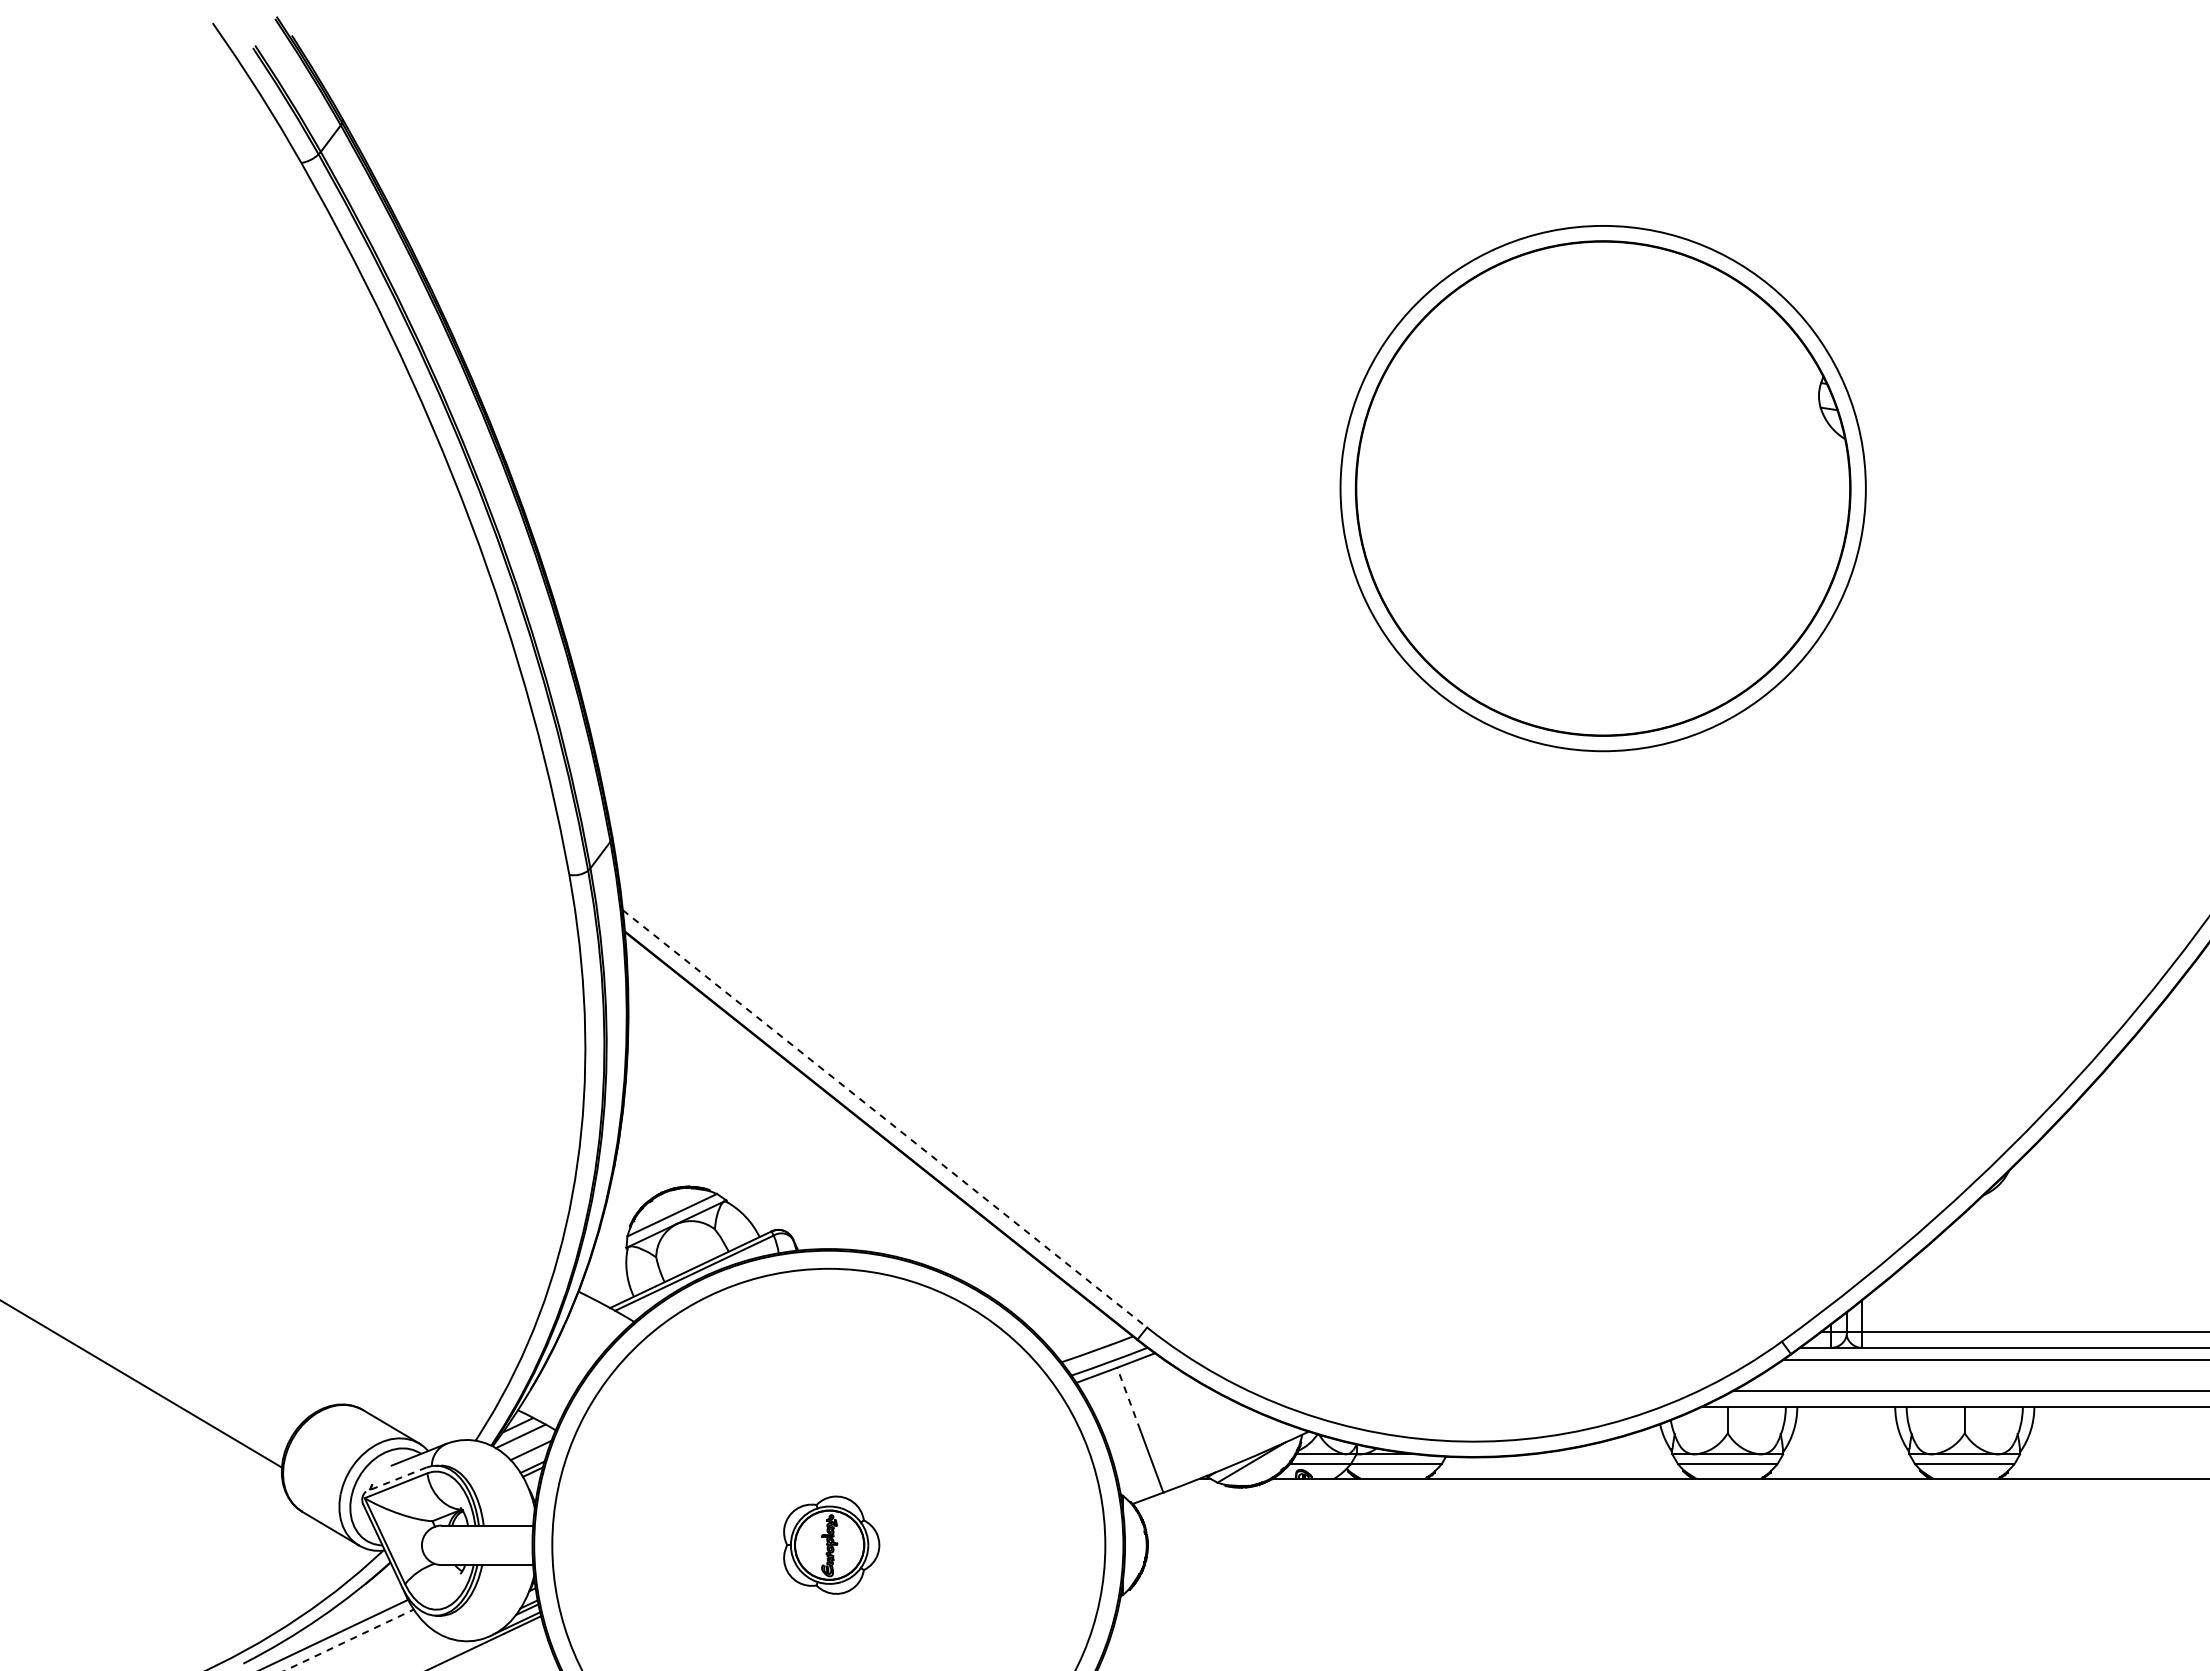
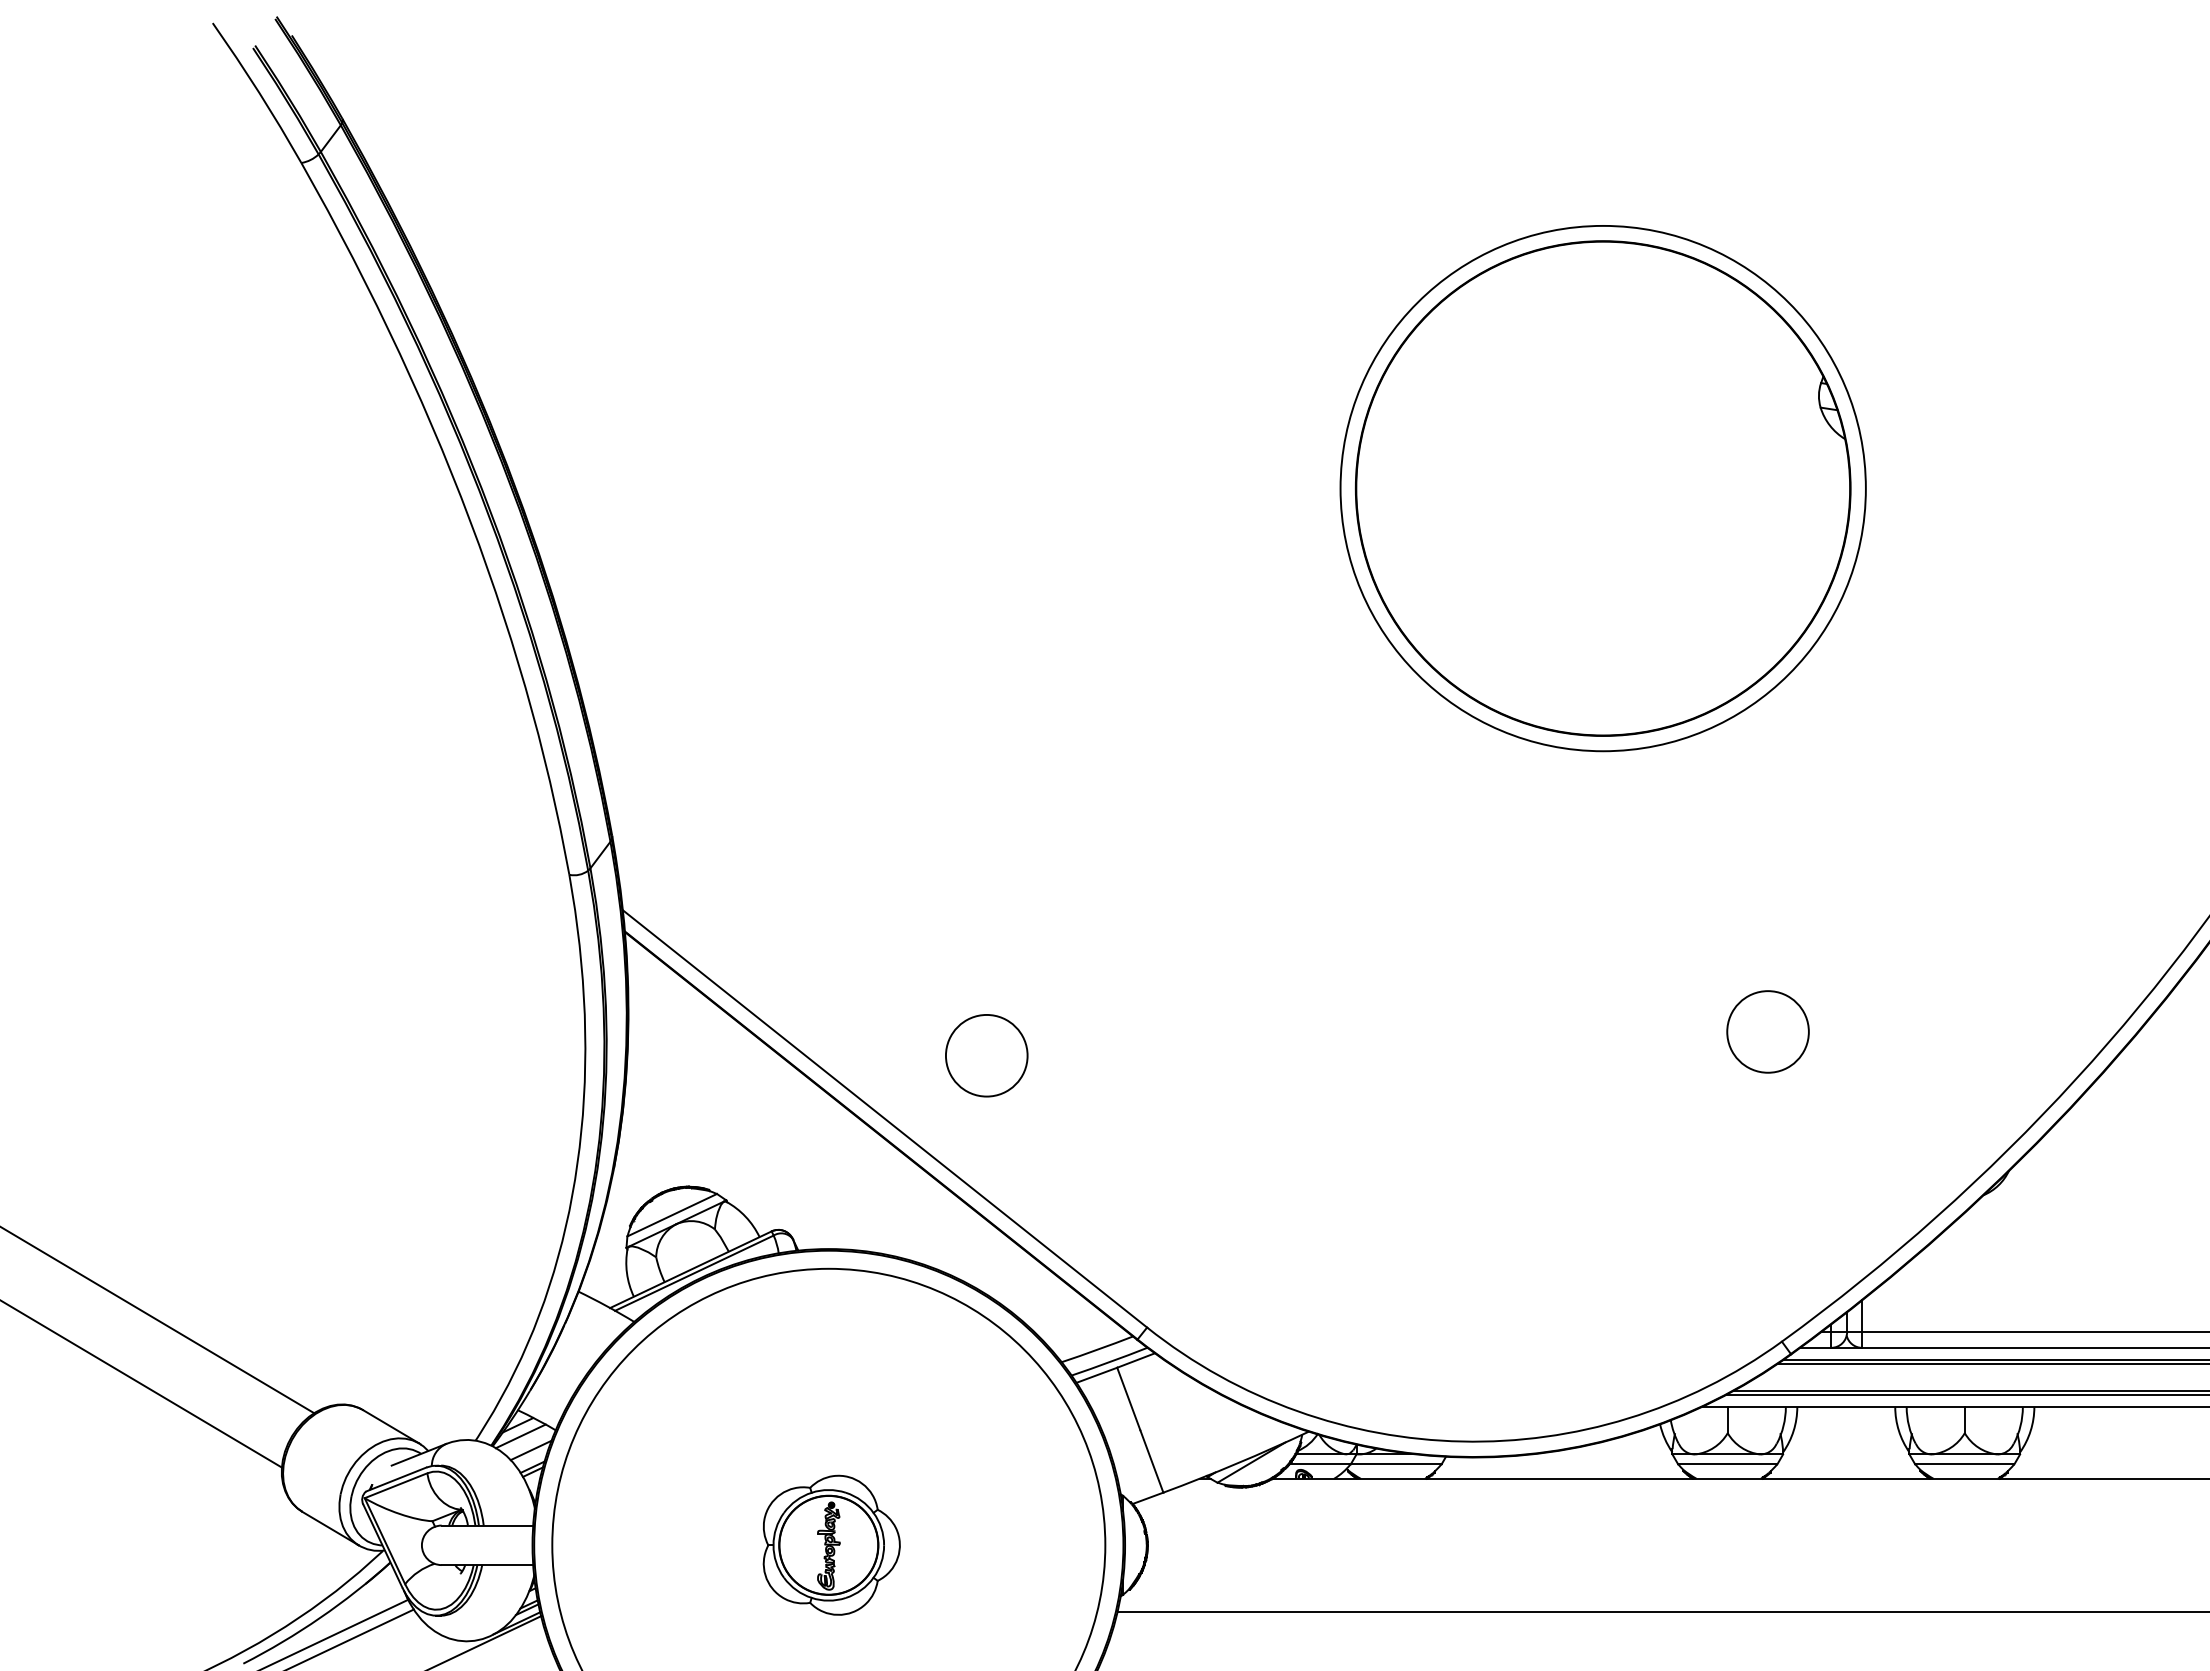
circle: none -> present (1767, 1031)
circle: none -> present (986, 1055)
line: dashed -> solid (885, 1119)
line: none -> present (158, 1320)
line: none -> present (1992, 1363)
line: none -> present (1965, 1395)
line: dashed -> solid (1128, 1398)
line: dashed -> solid (395, 1479)
part size: 98x100 px -> 139x142 px (831, 1544)
line: none -> present (1661, 1611)
line: dashed -> solid (349, 1639)
